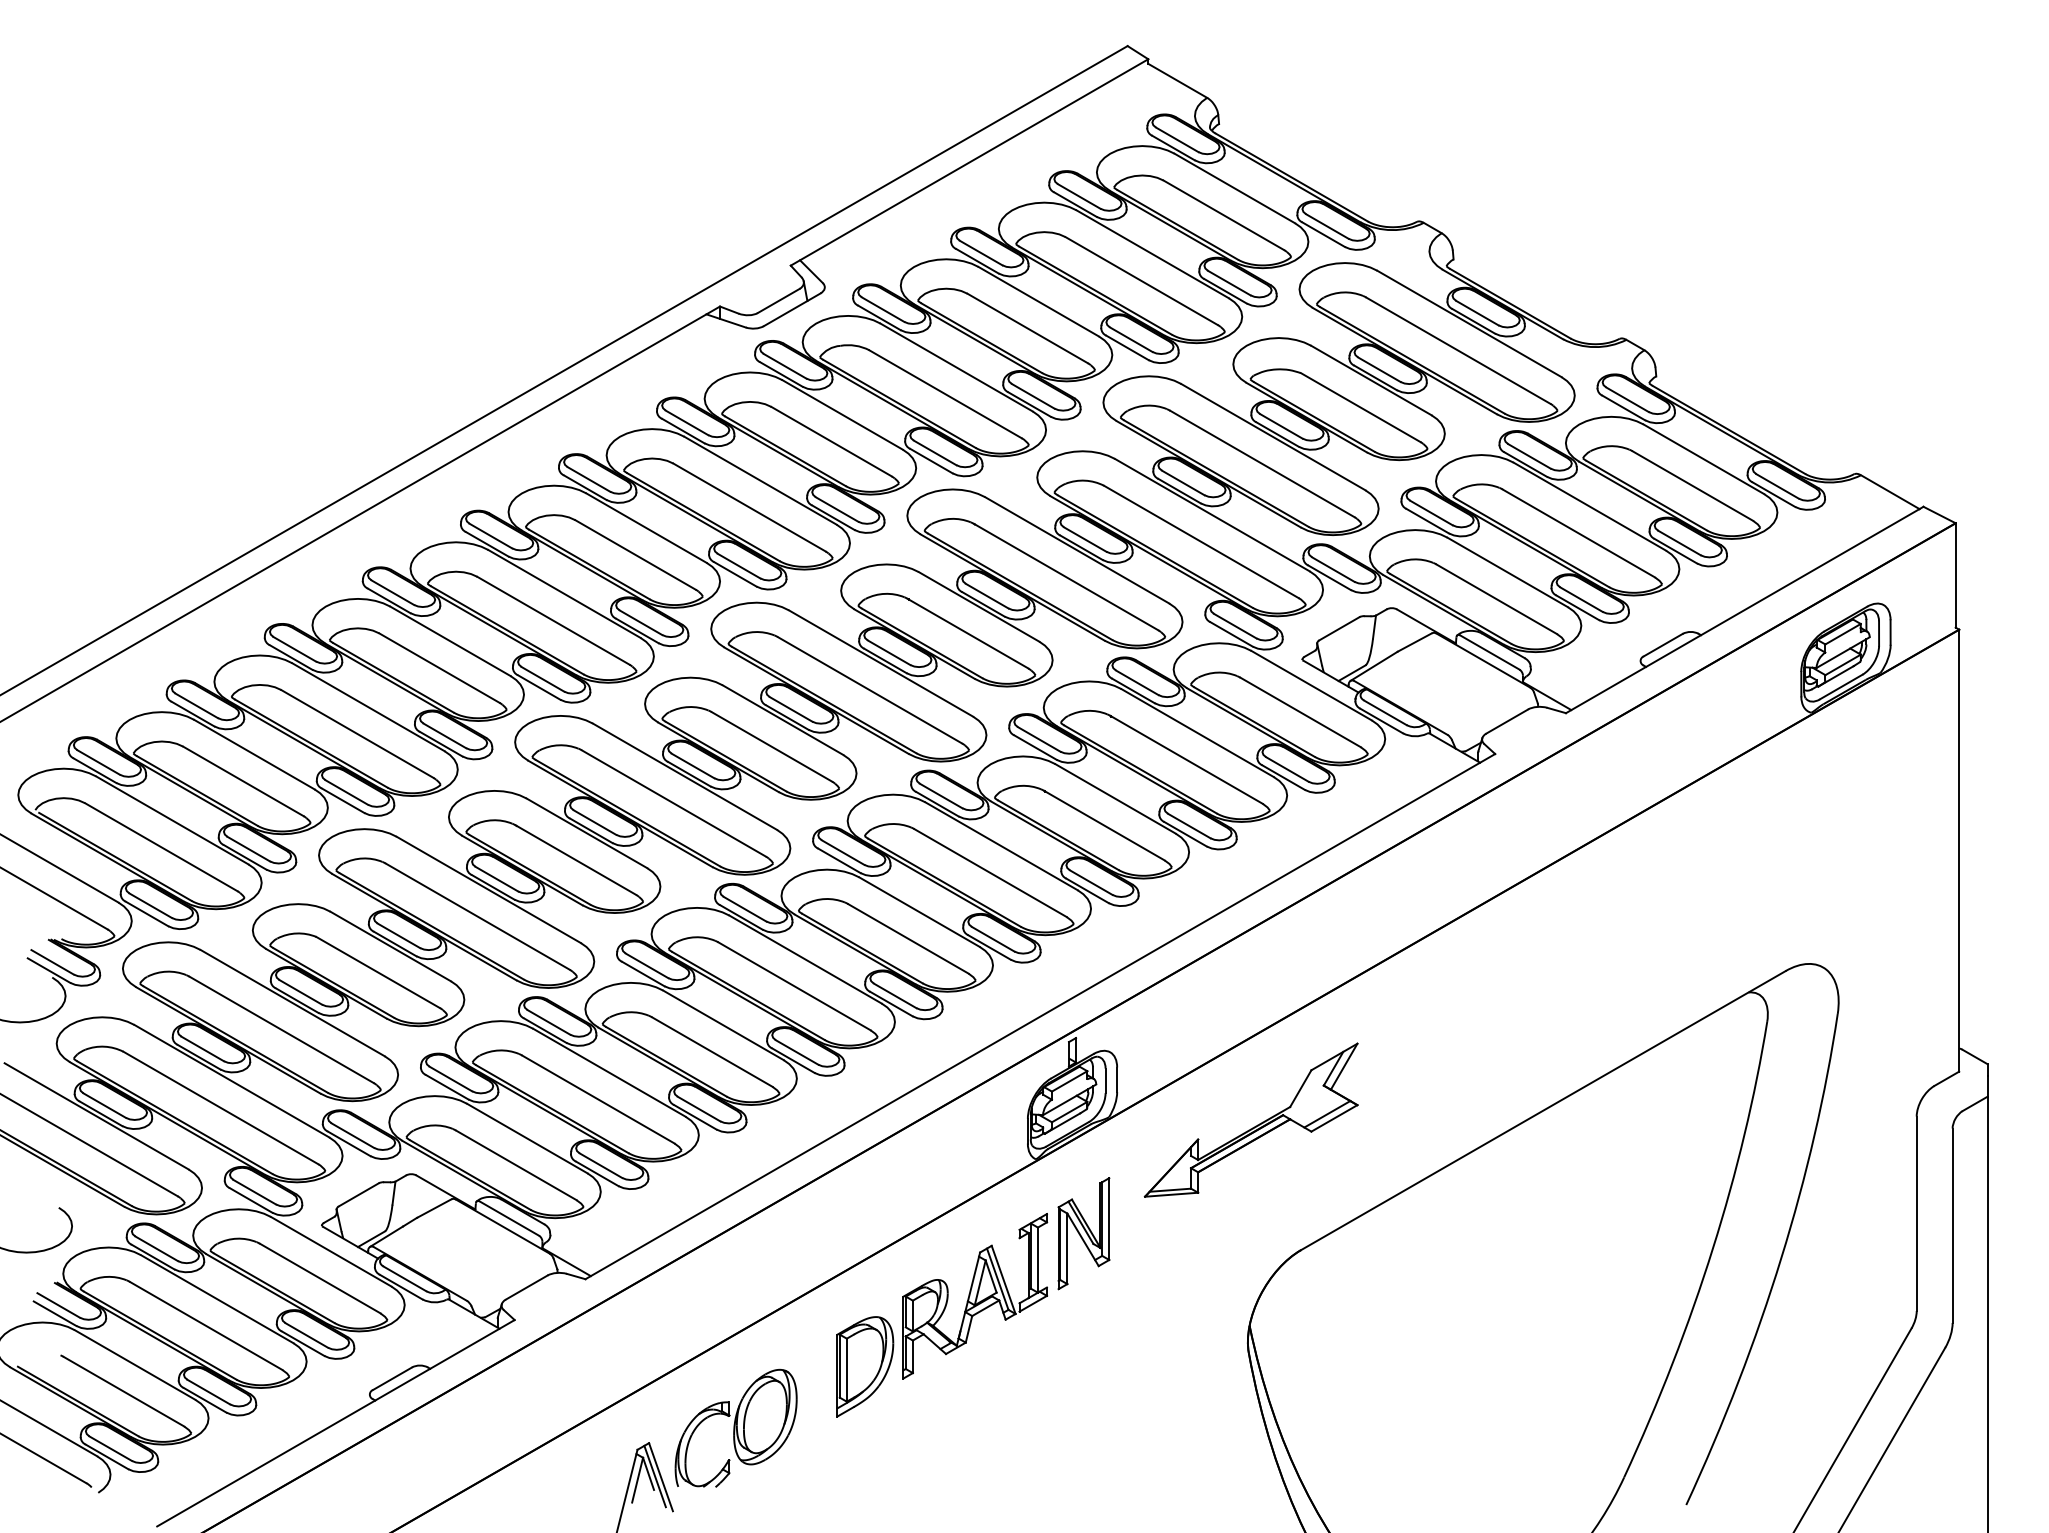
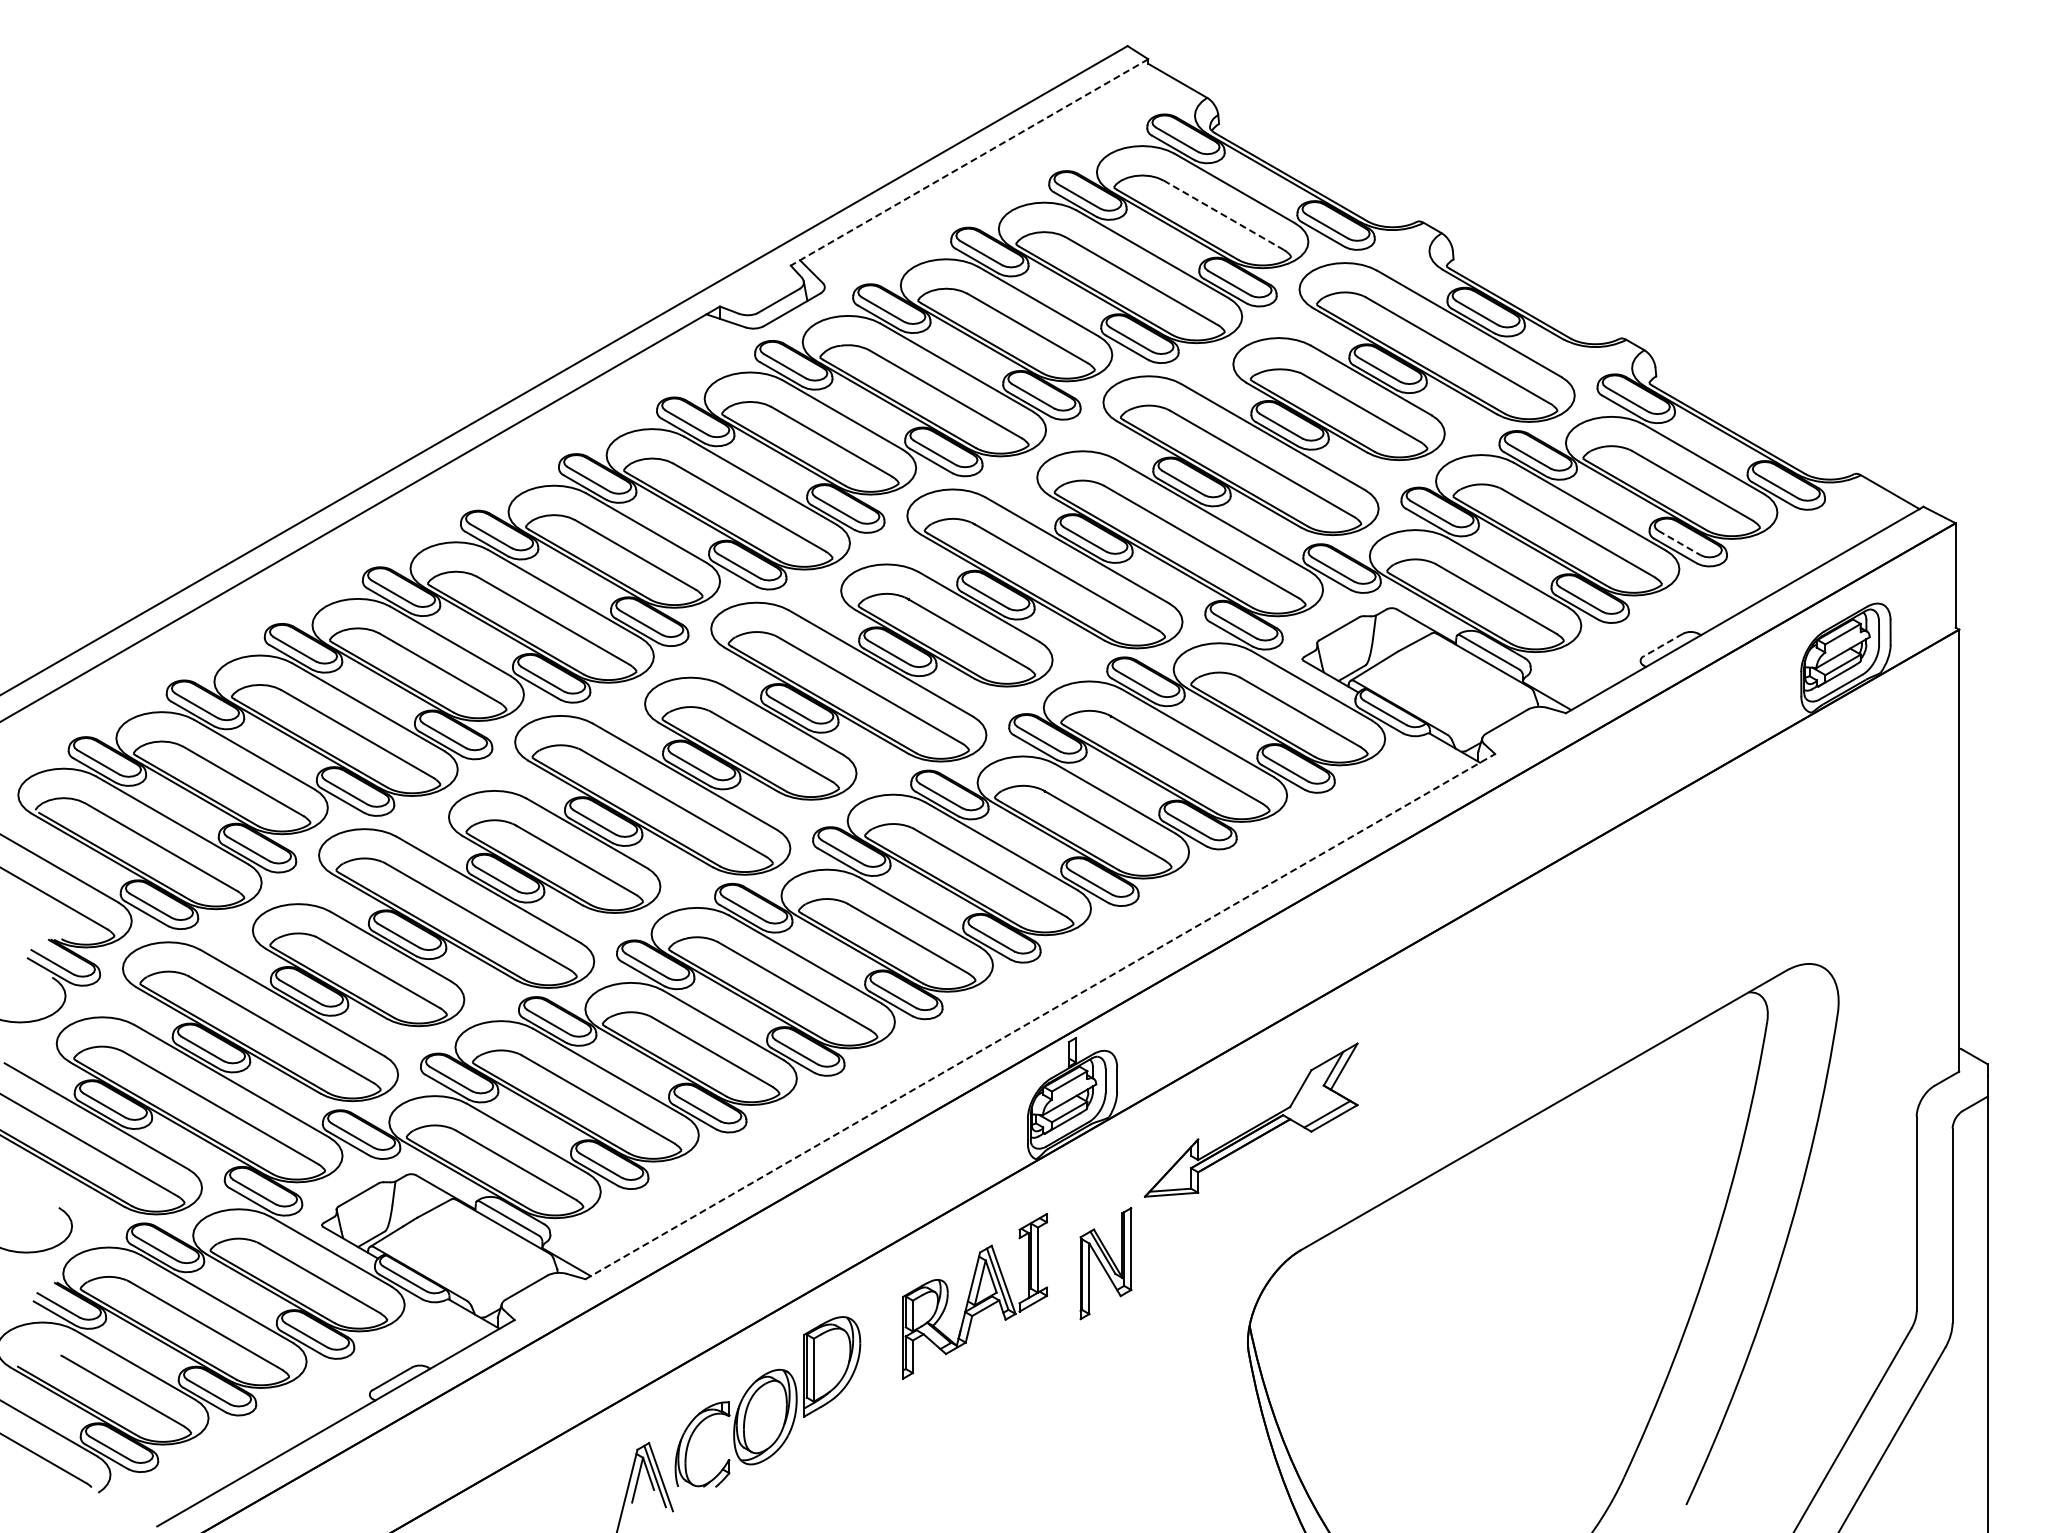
line: solid -> dashed (969, 162)
line: solid -> dashed (1223, 215)
line: solid -> dashed (1679, 543)
line: solid -> dashed (1662, 645)
line: solid -> dashed (1040, 1016)
part position: (1083, 1233) -> (1105, 1263) (1105, 1263)
part position: (865, 1366) -> (832, 1366) (832, 1366)
